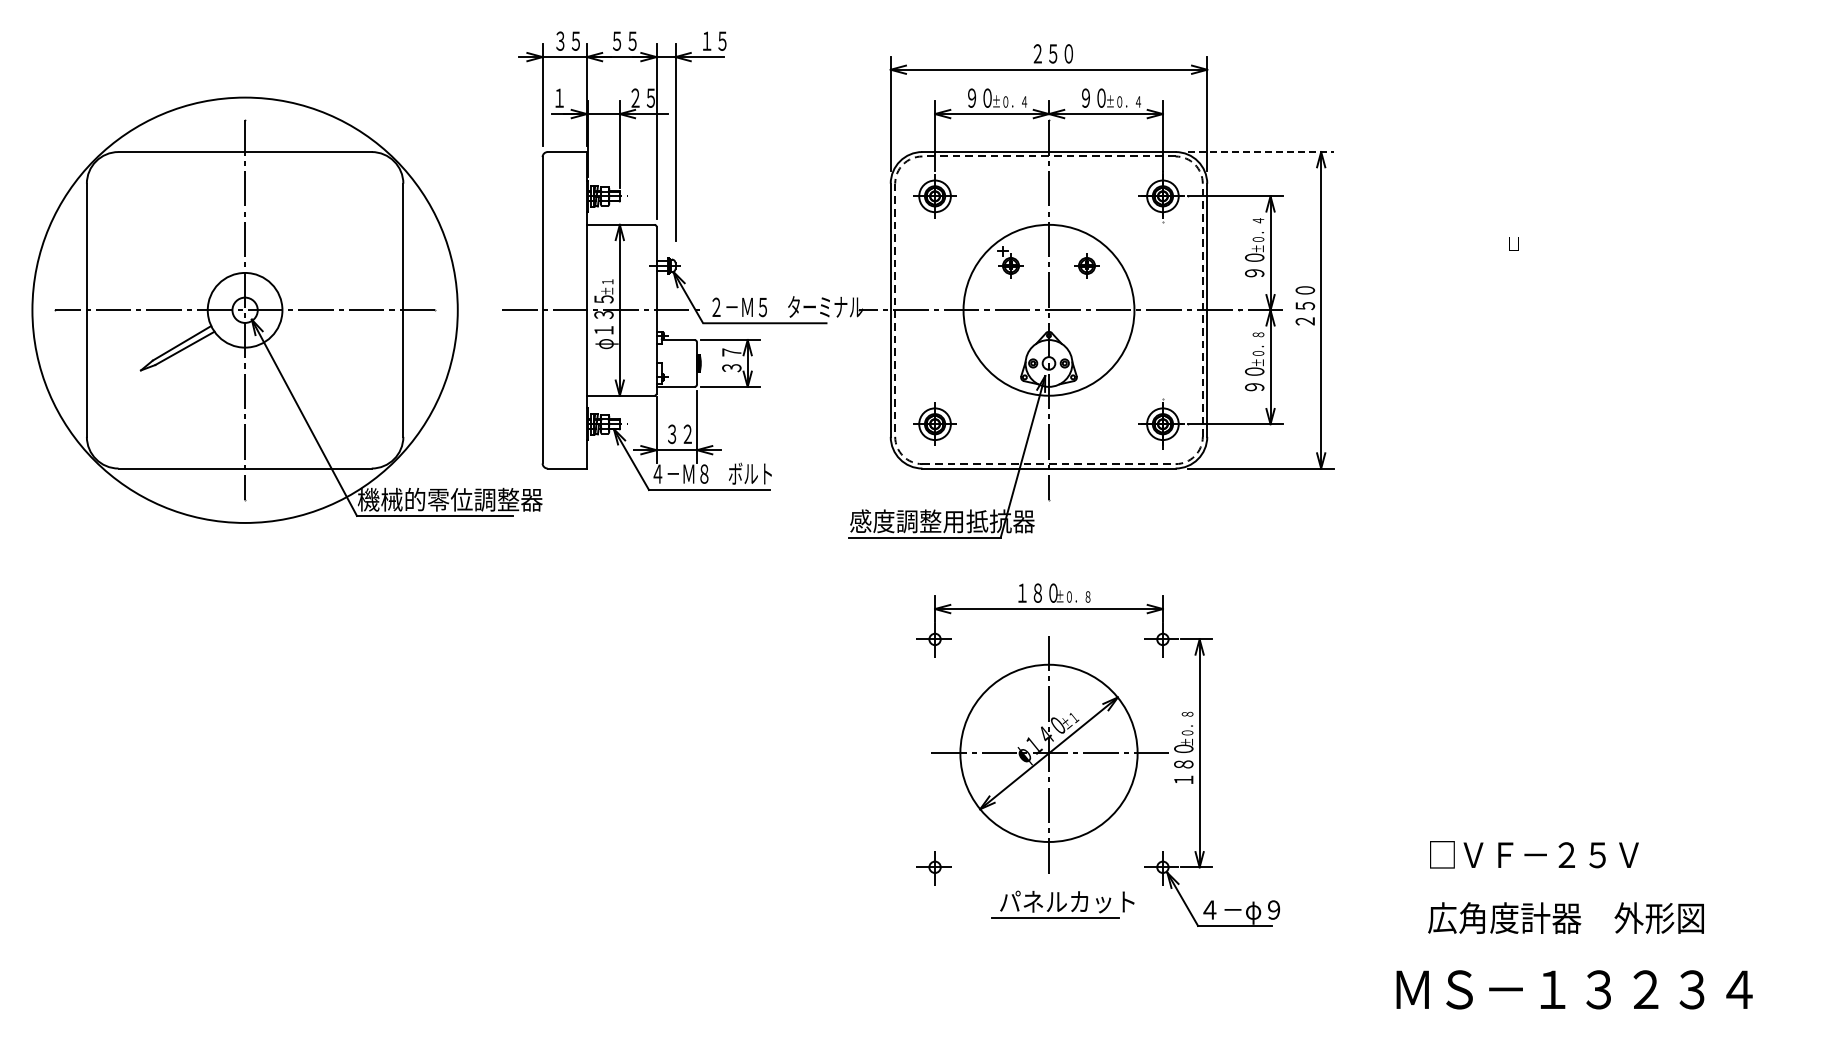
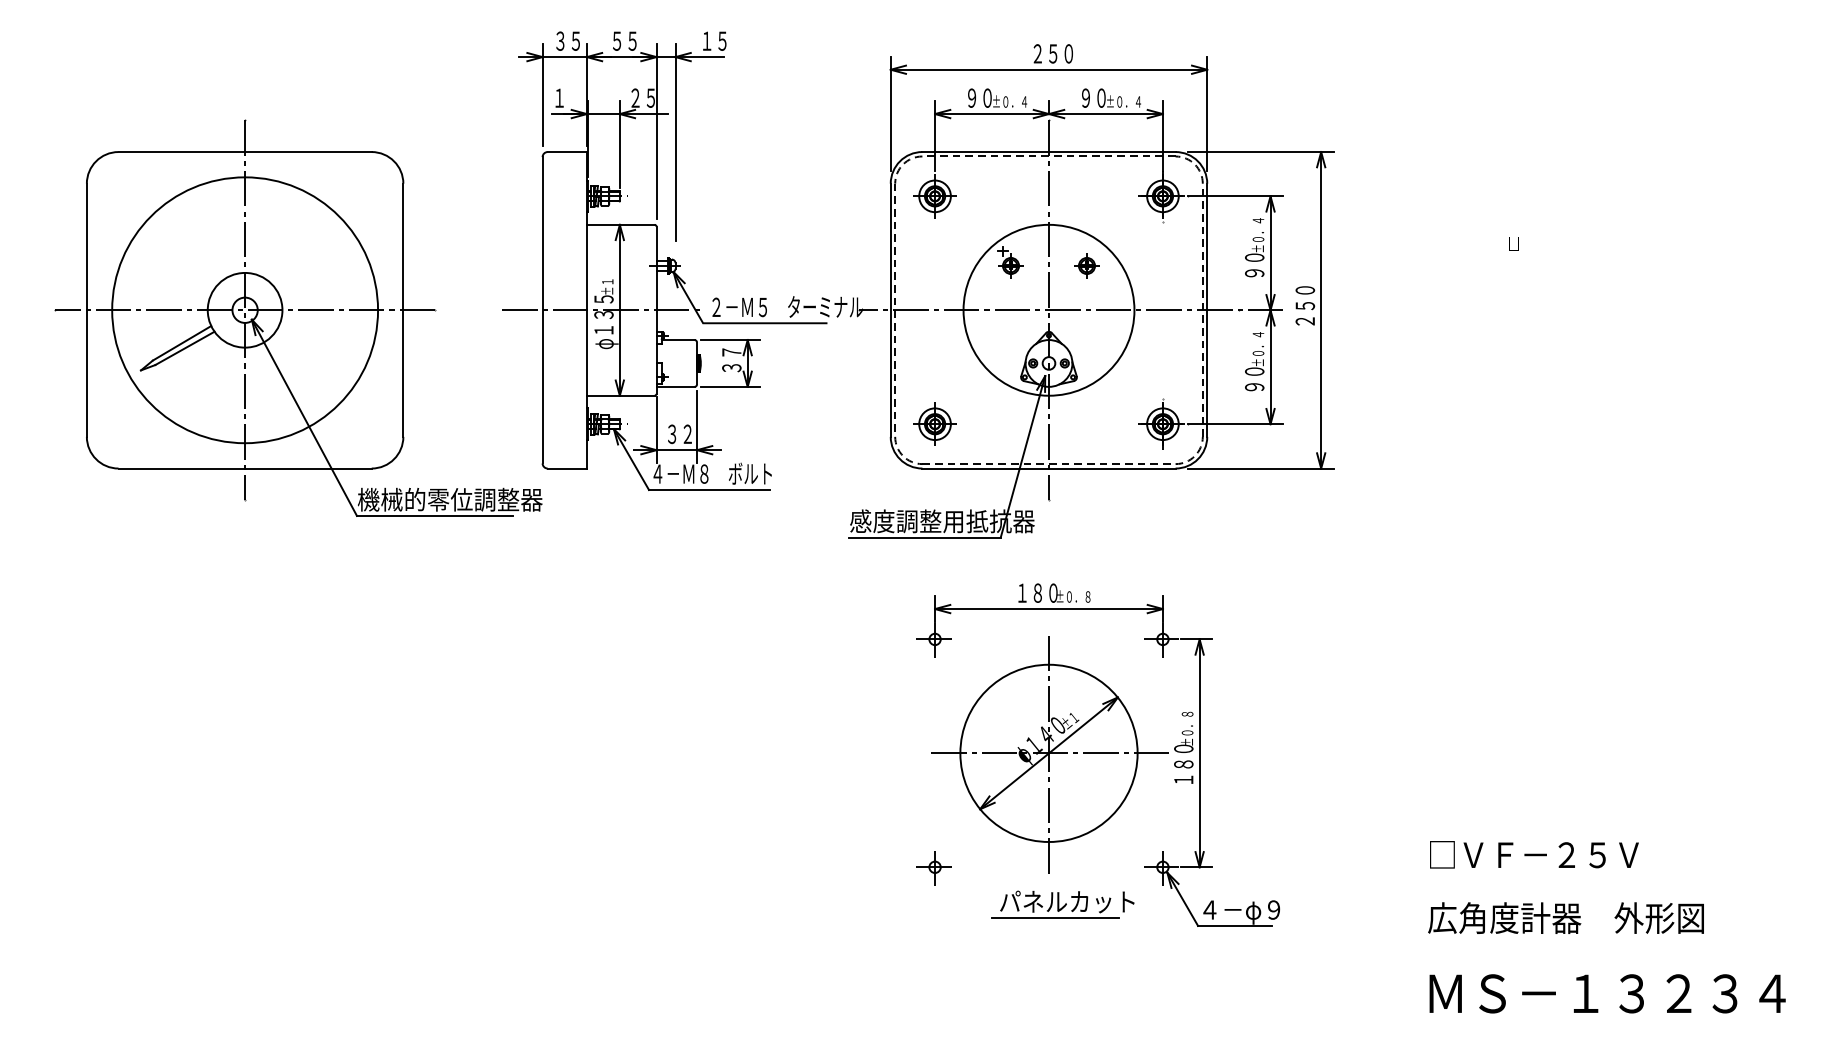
line: dashed -> solid (1261, 152)
circle diameter: 425 px -> 266 px (245, 310)
text: ±０．８ -> ±０．４ (1258, 334)
text position: (1574, 989) -> (1607, 993) (1607, 993)
